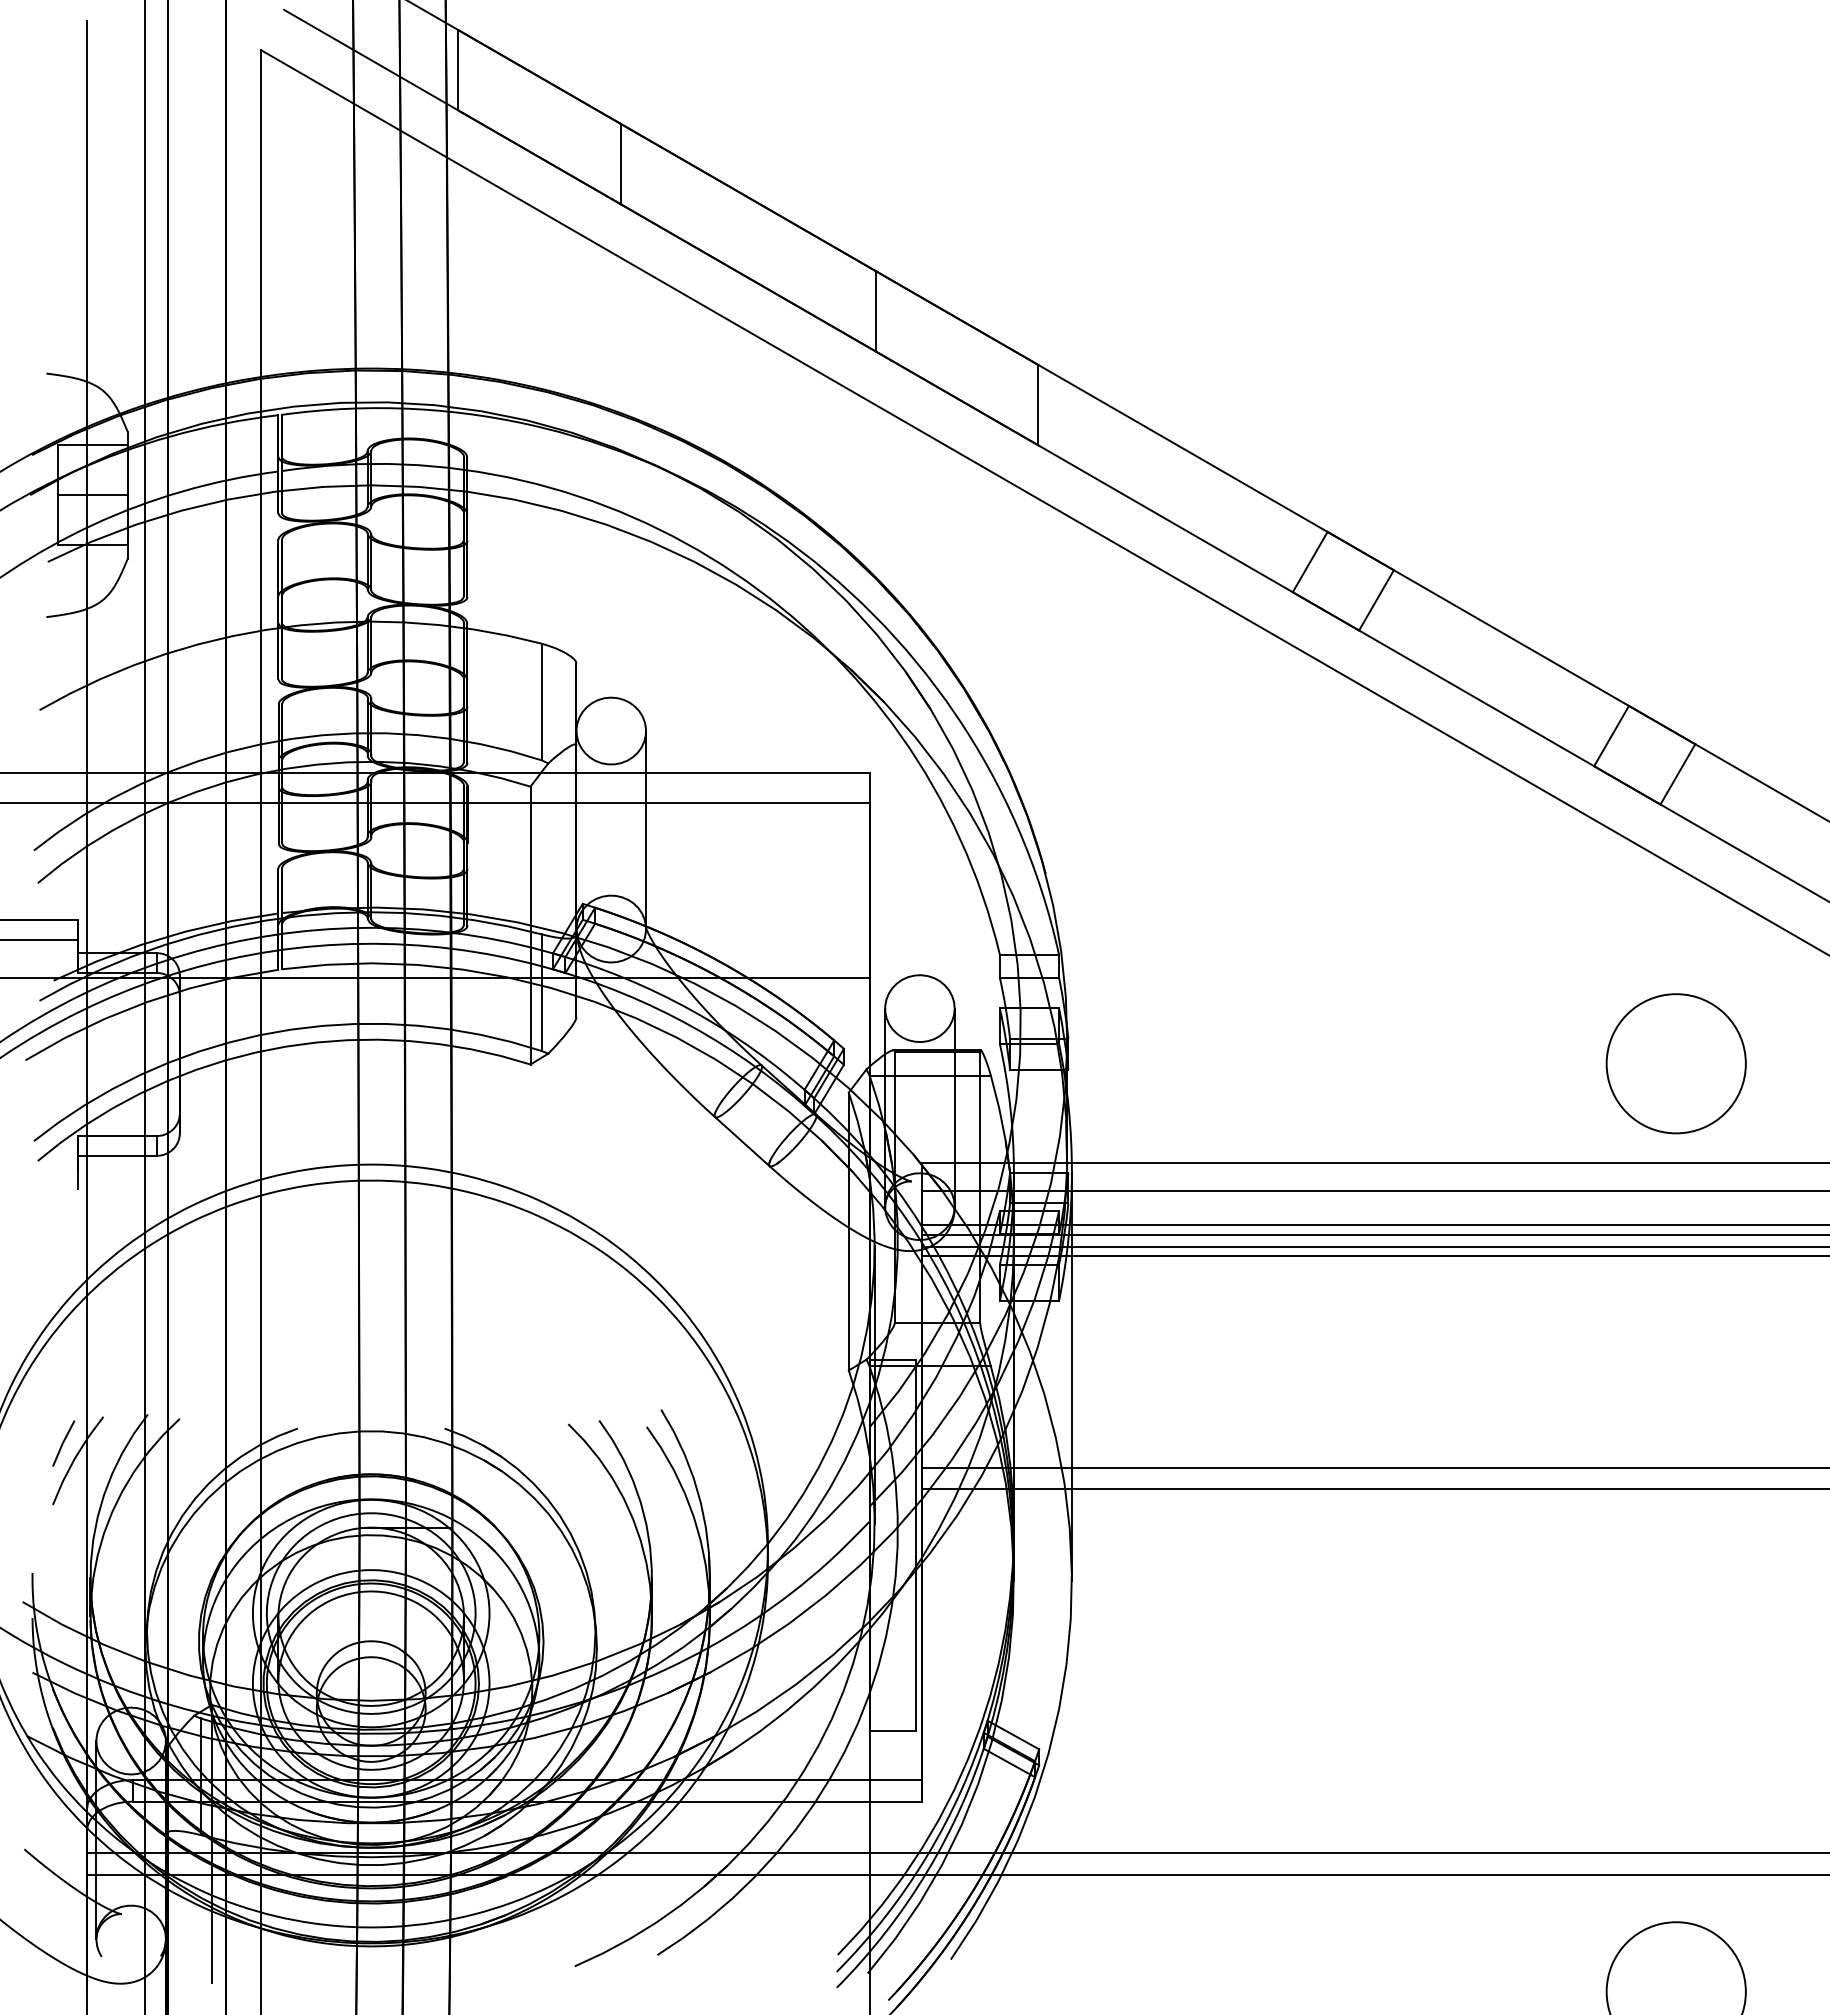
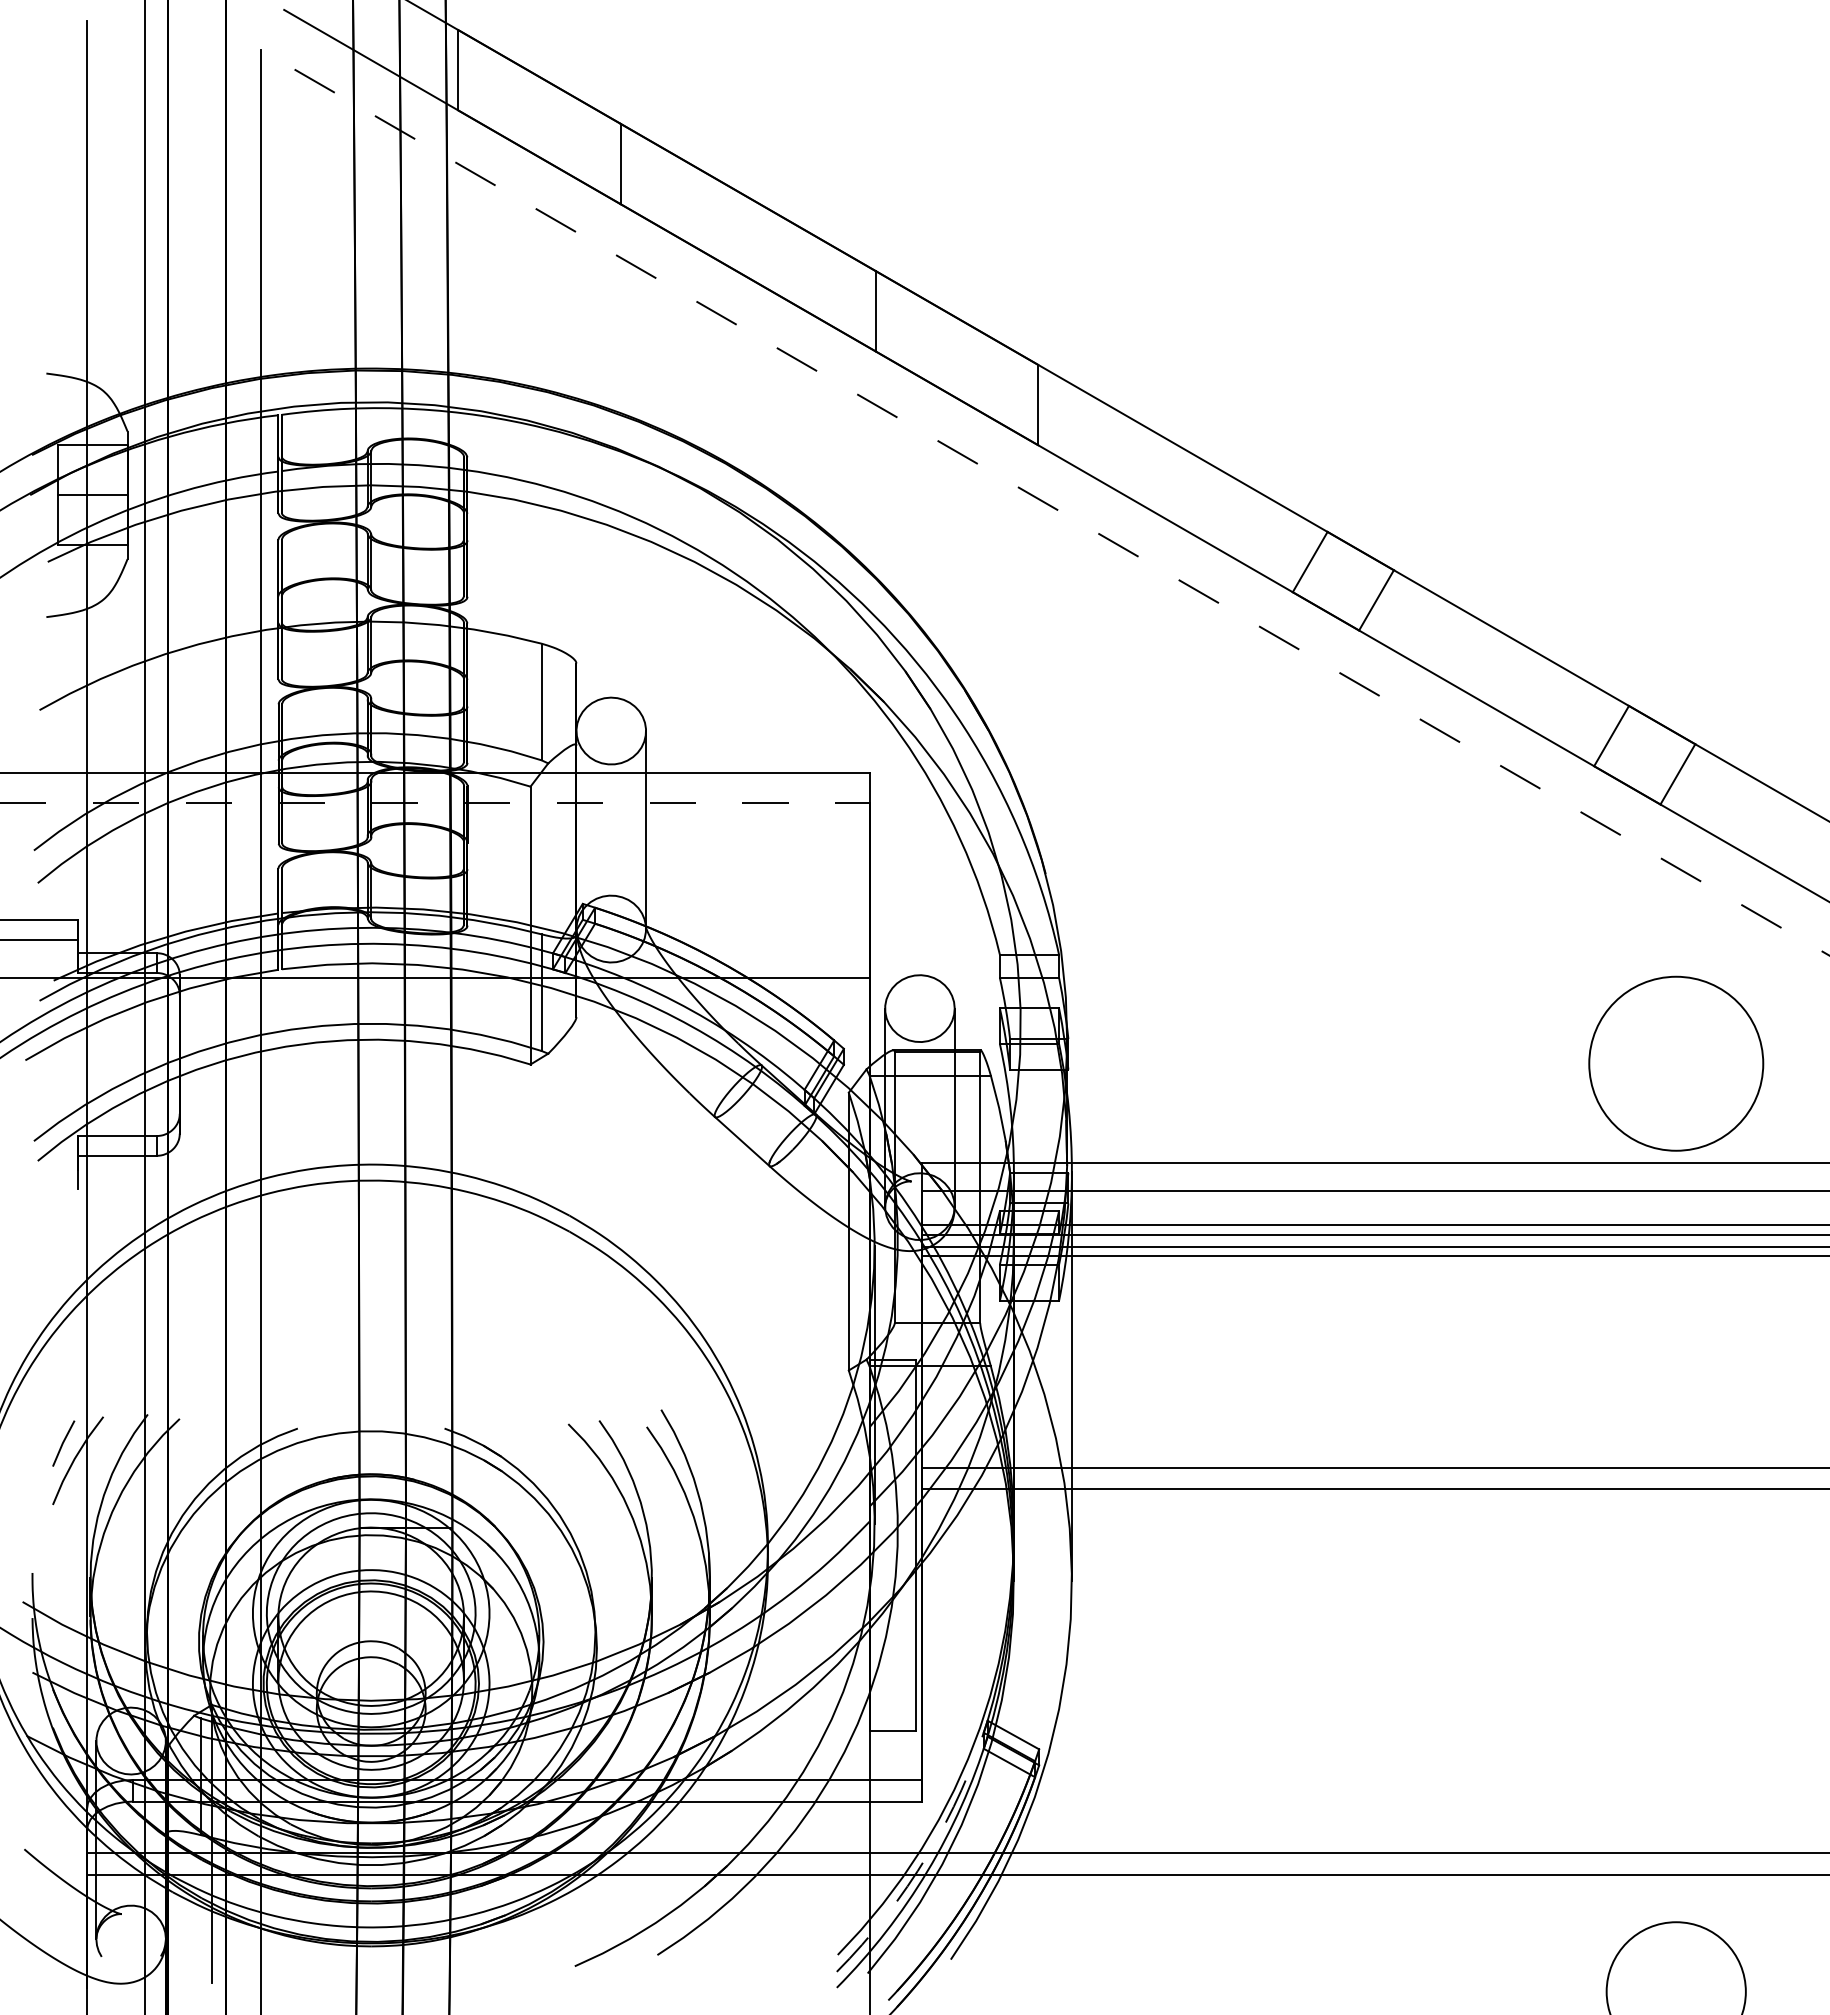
line: solid -> dashed (1045, 502)
line: solid -> dashed (435, 802)
circle diameter: 139 px -> 174 px (1676, 1063)
arc: solid -> dashed (927, 1855)
